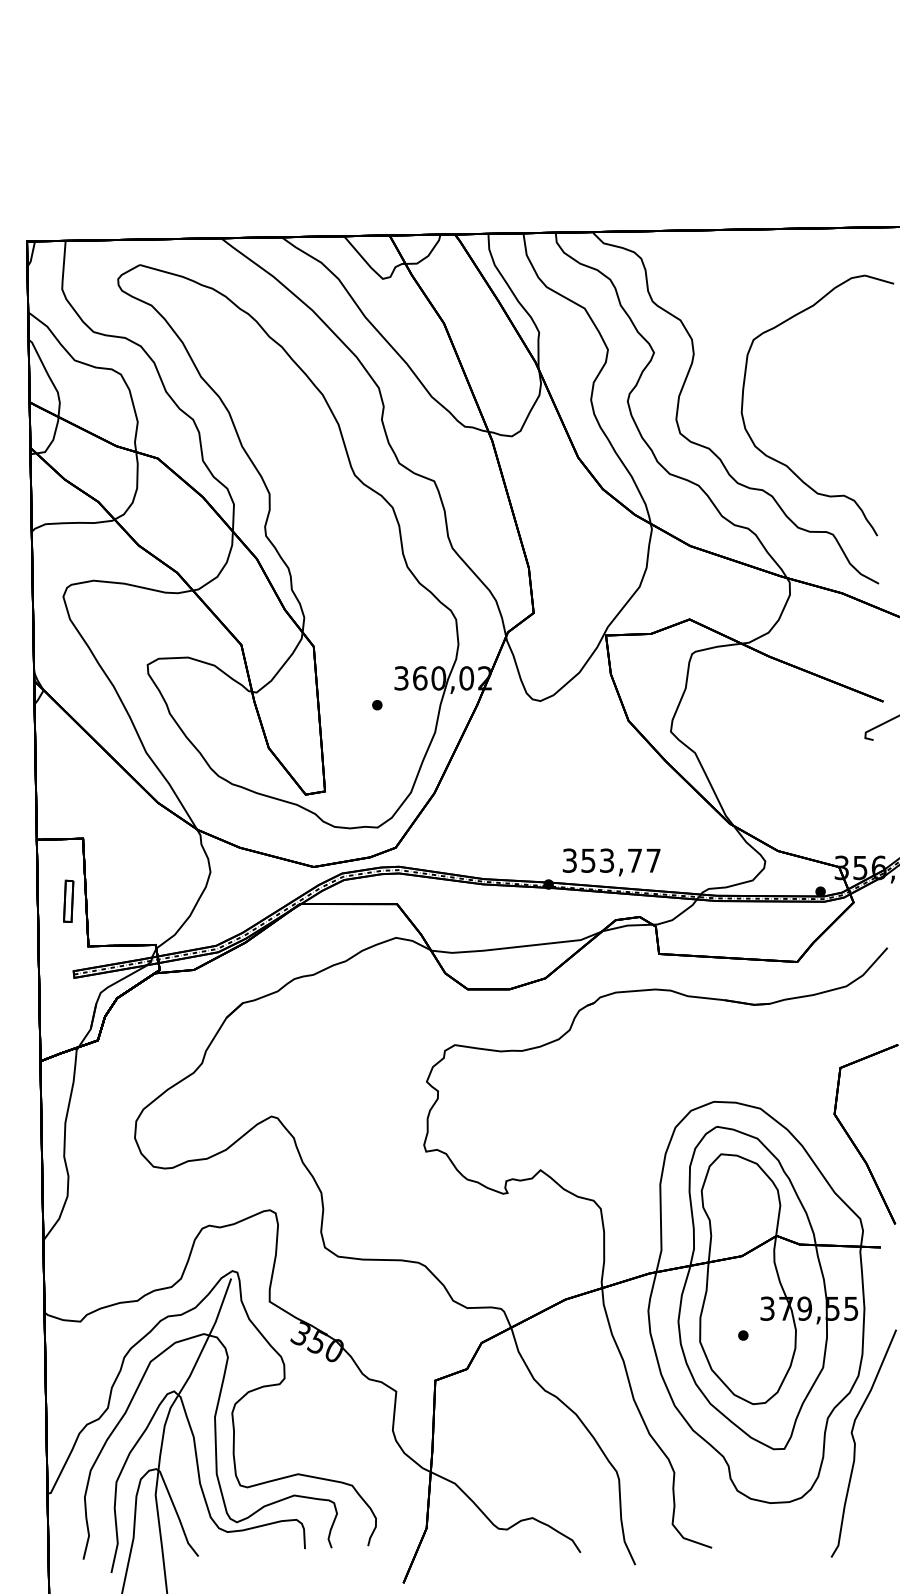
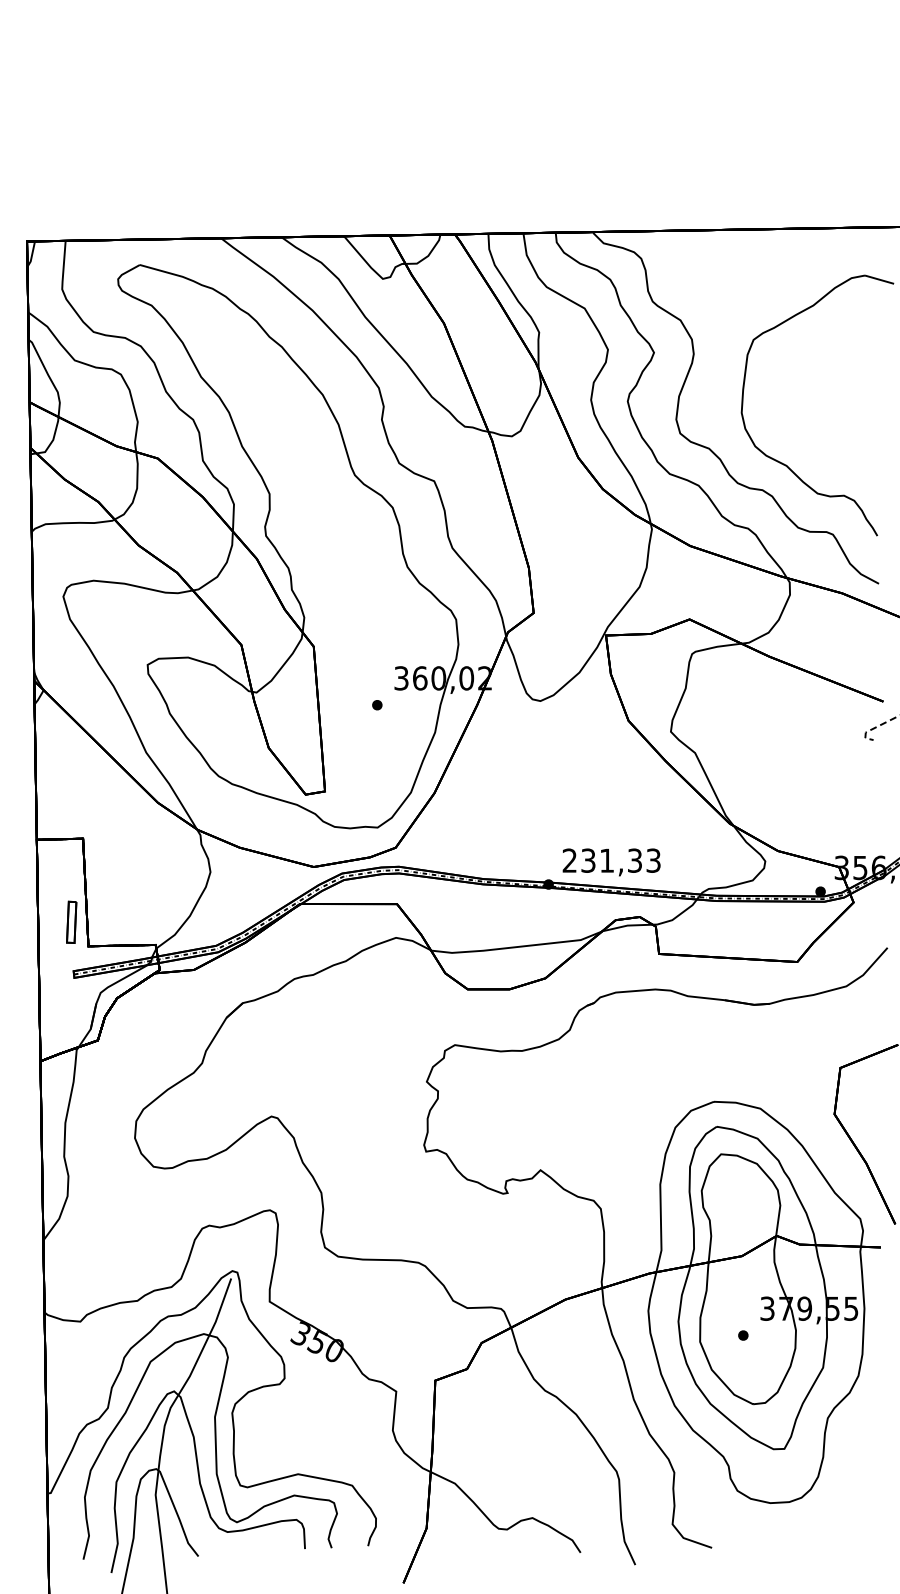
line: solid -> dashed (875, 727)
text: 353,77 -> 231,33 (611, 860)
part position: (68, 900) -> (71, 921) (71, 921)
curve: present -> none (855, 1443)
